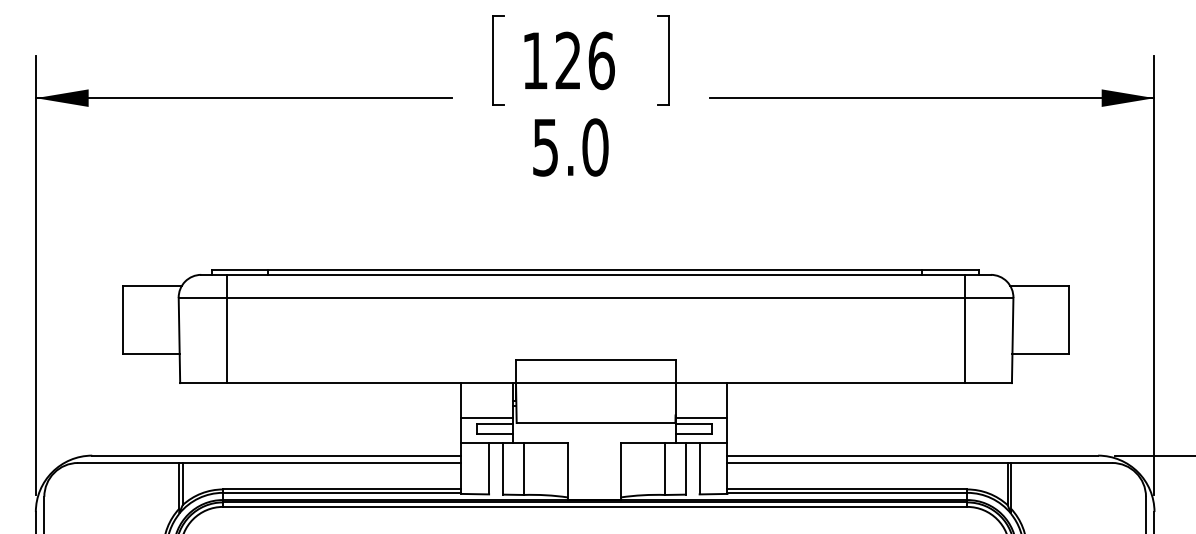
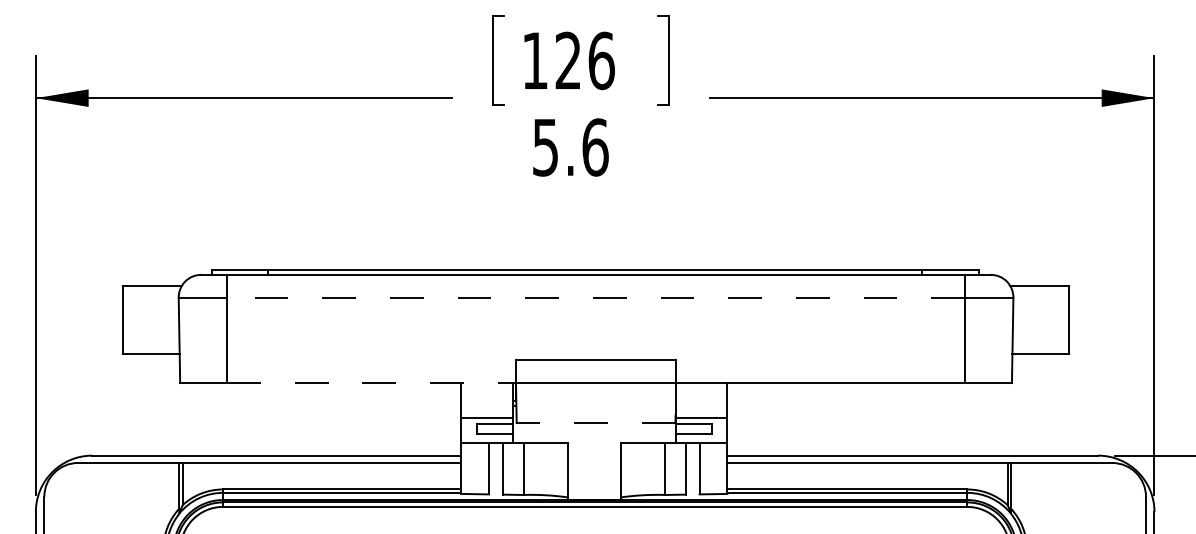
text: 5.0 -> 5.6 (595, 147)
line: solid -> dashed (596, 297)
line: solid -> dashed (371, 383)
line: solid -> dashed (595, 423)
